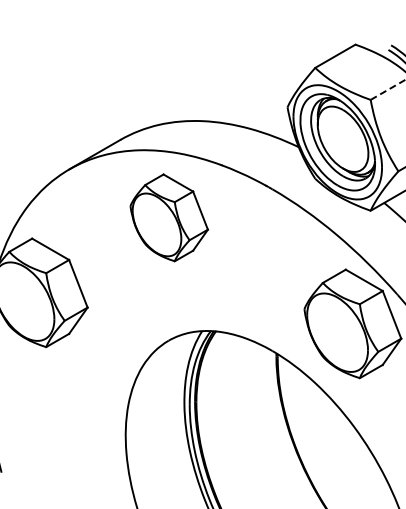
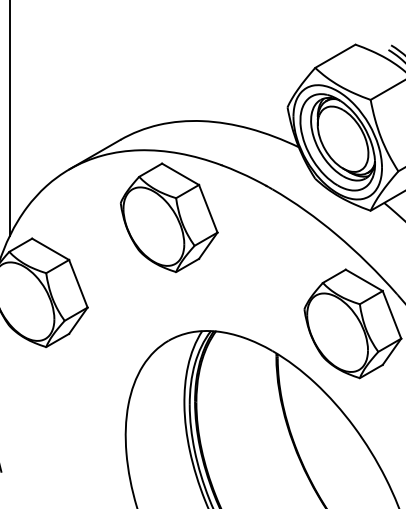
line: dashed -> solid (388, 89)
line: none -> present (9, 119)
part size: 81x90 px -> 99x112 px (169, 217)
